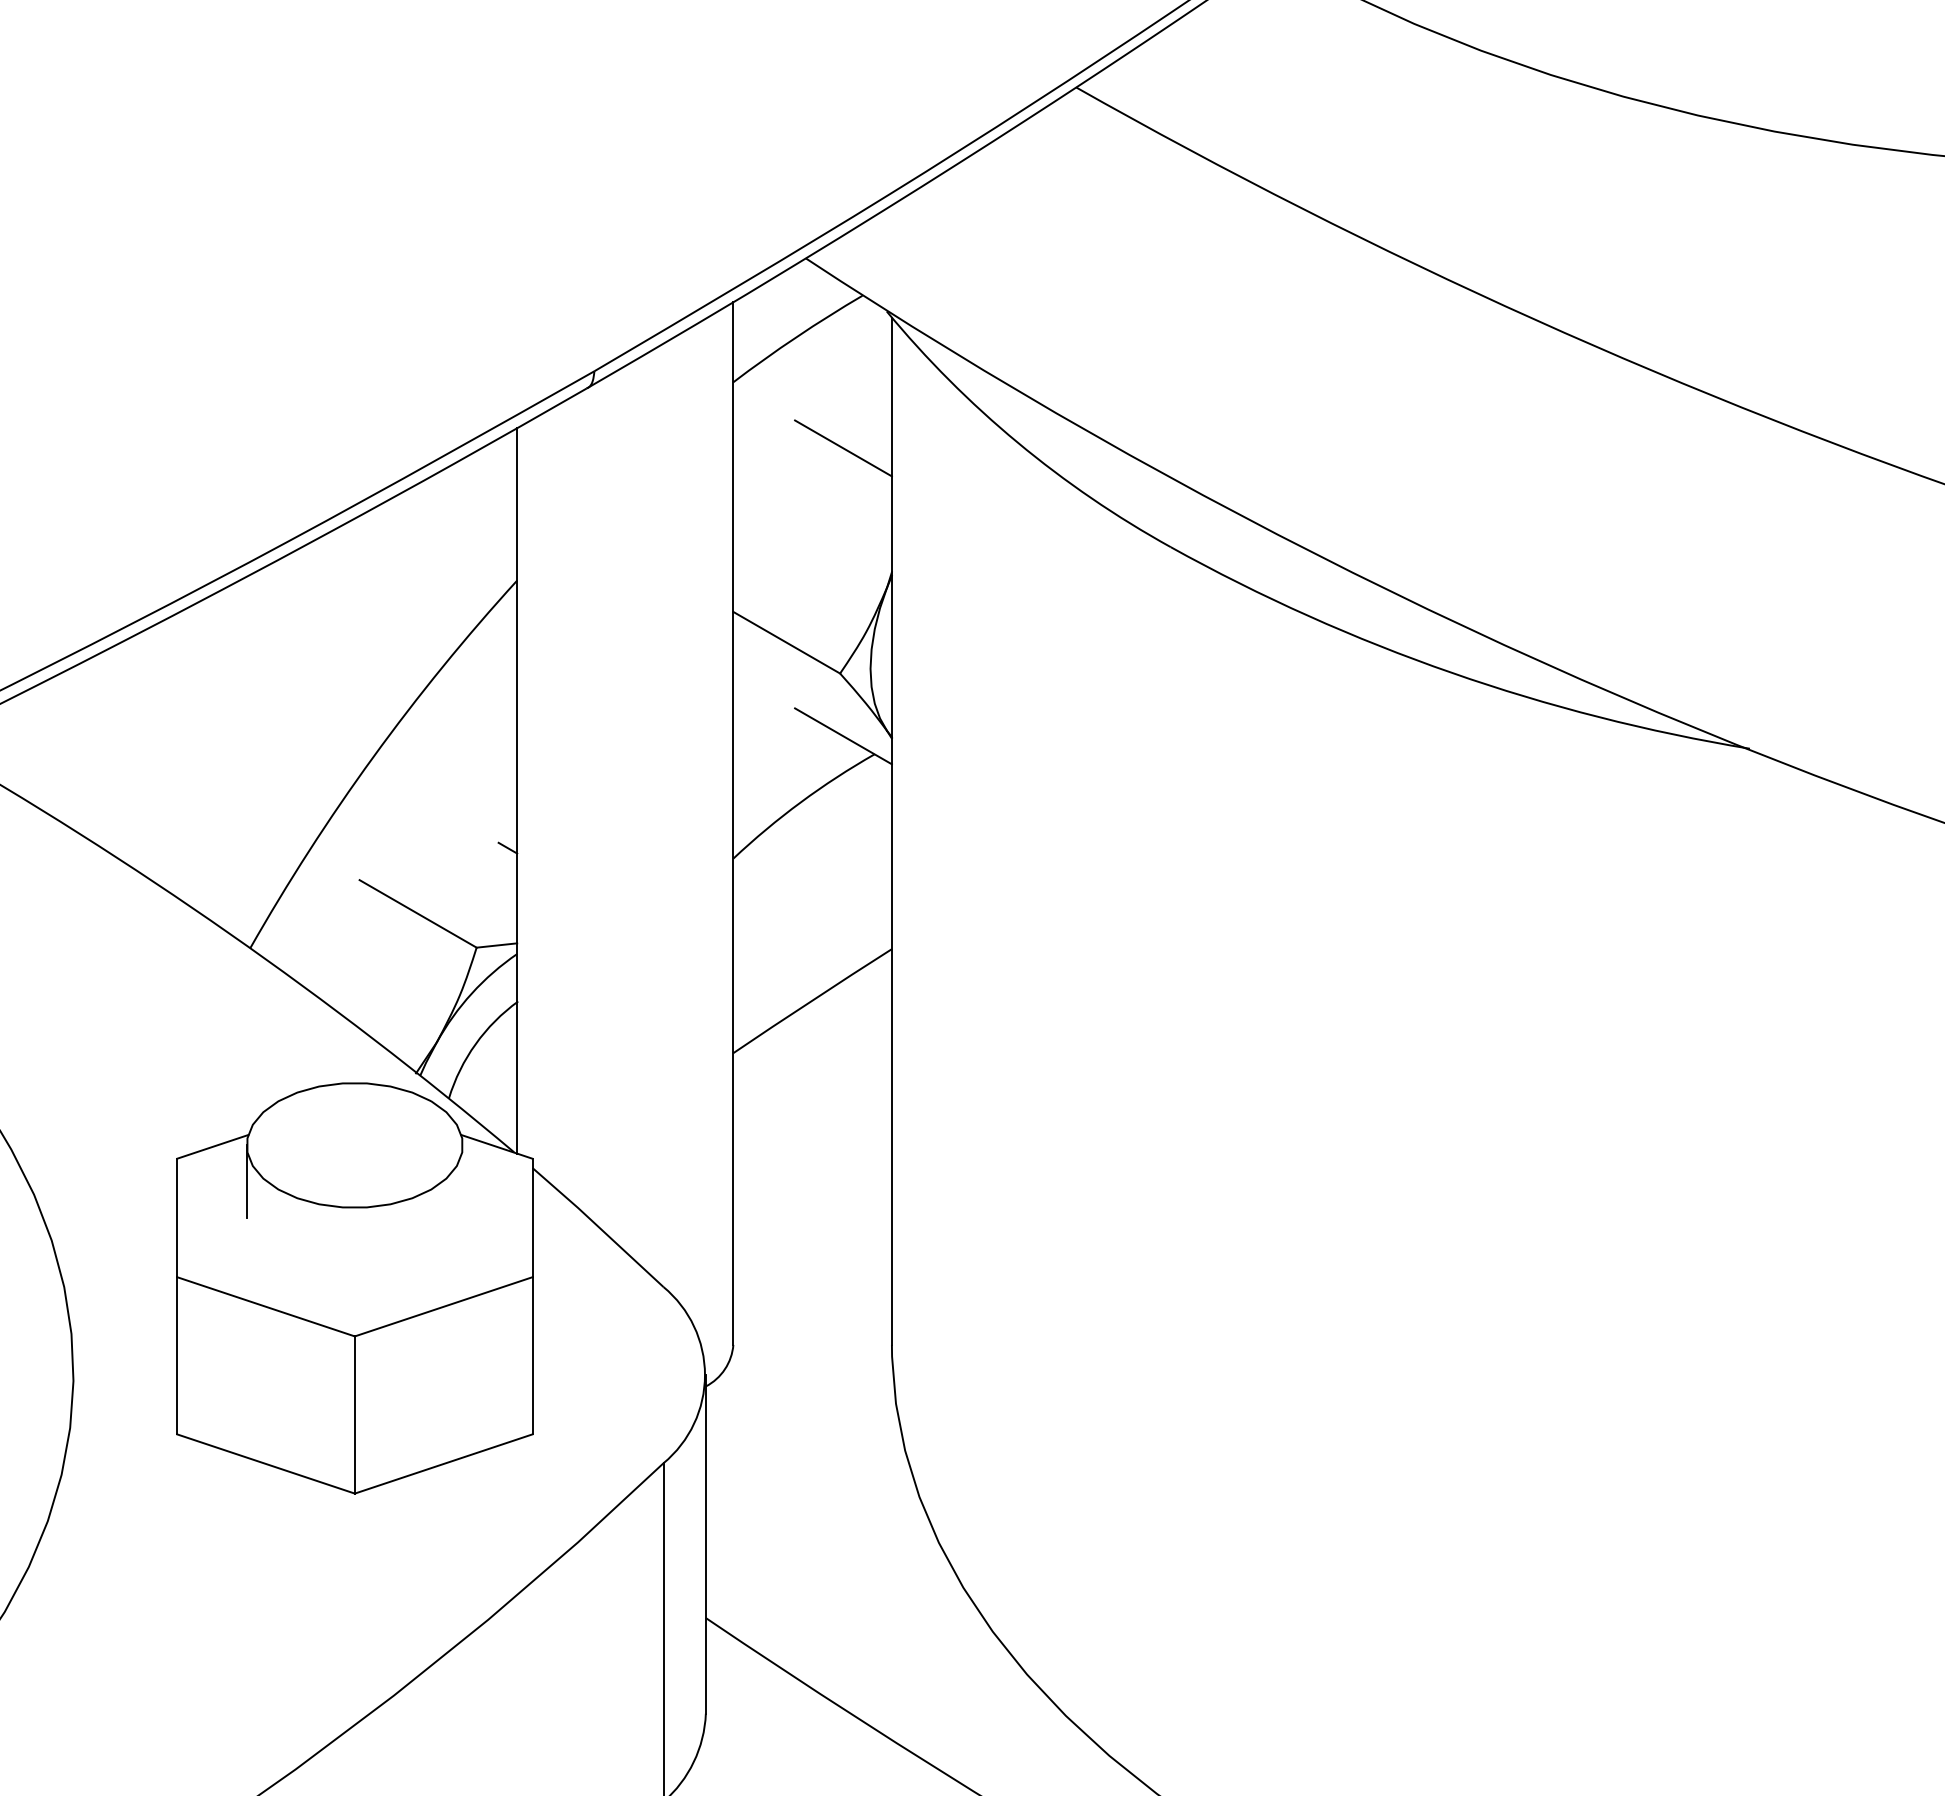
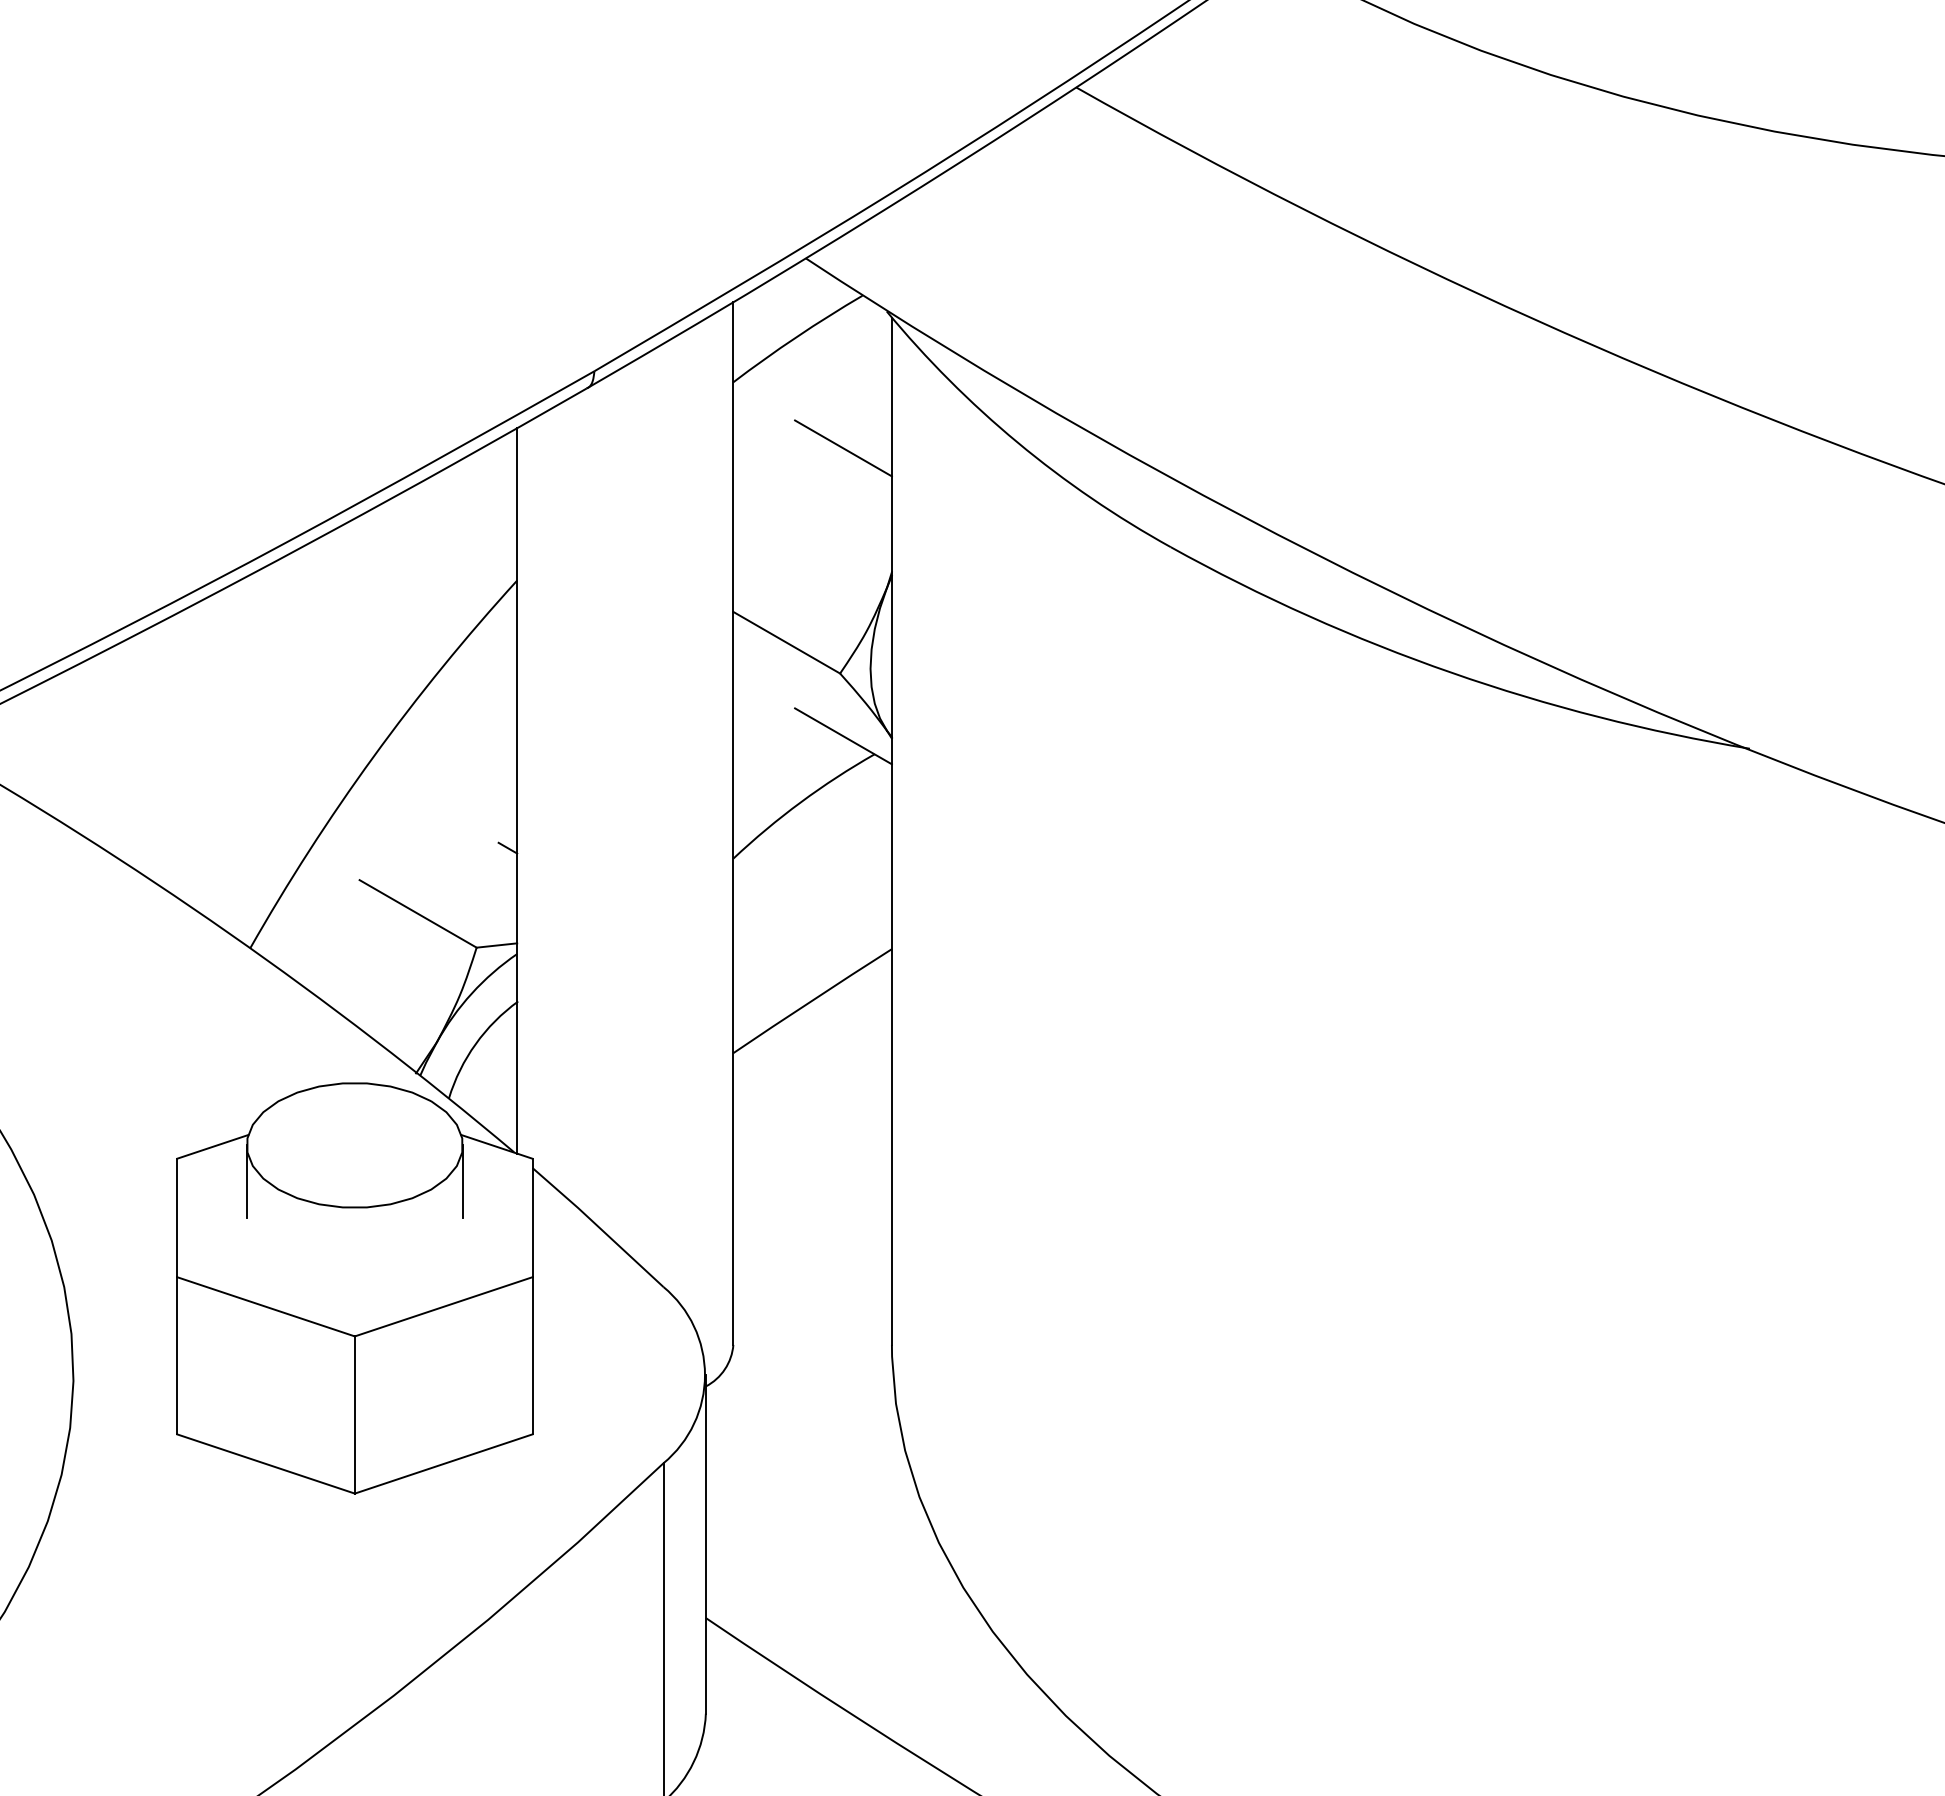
line: none -> present (462, 1181)
